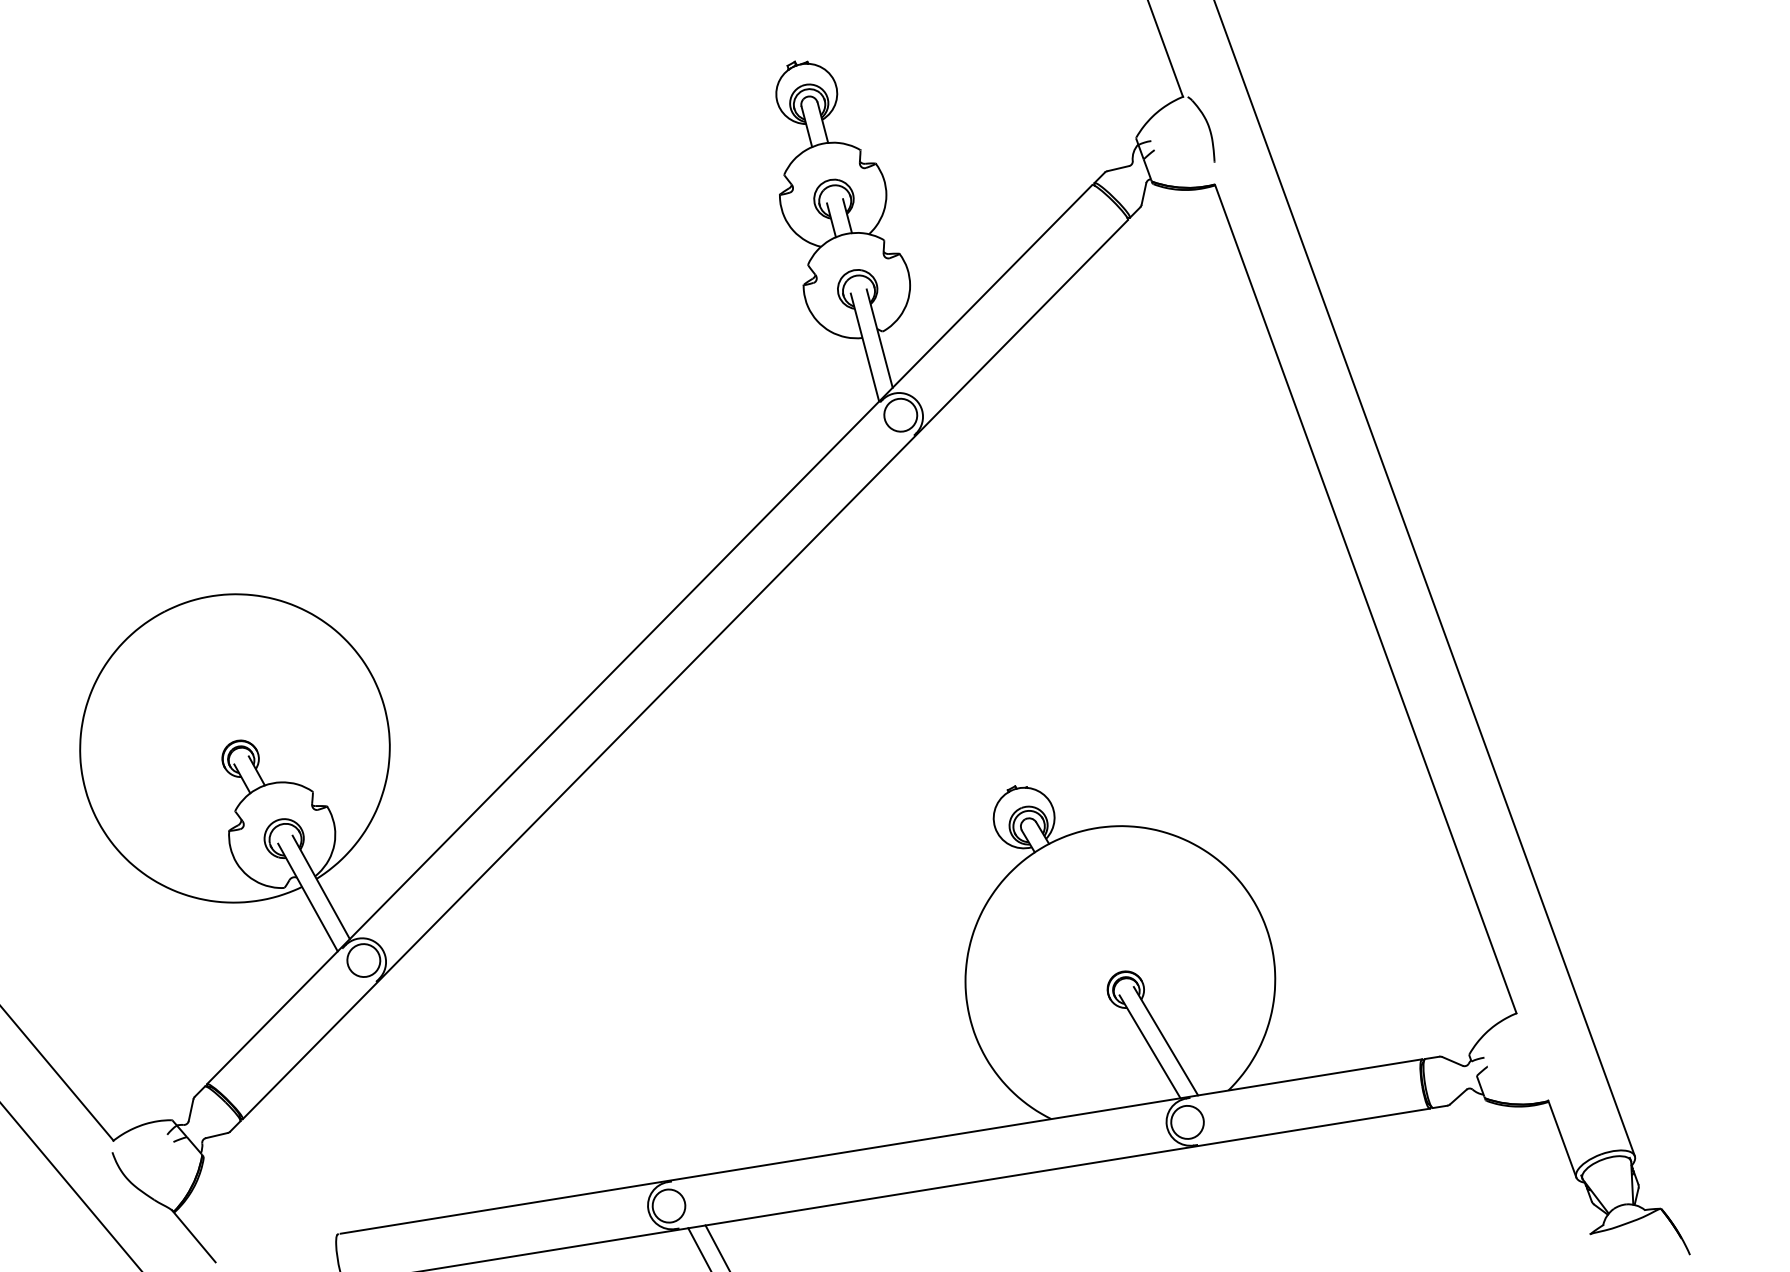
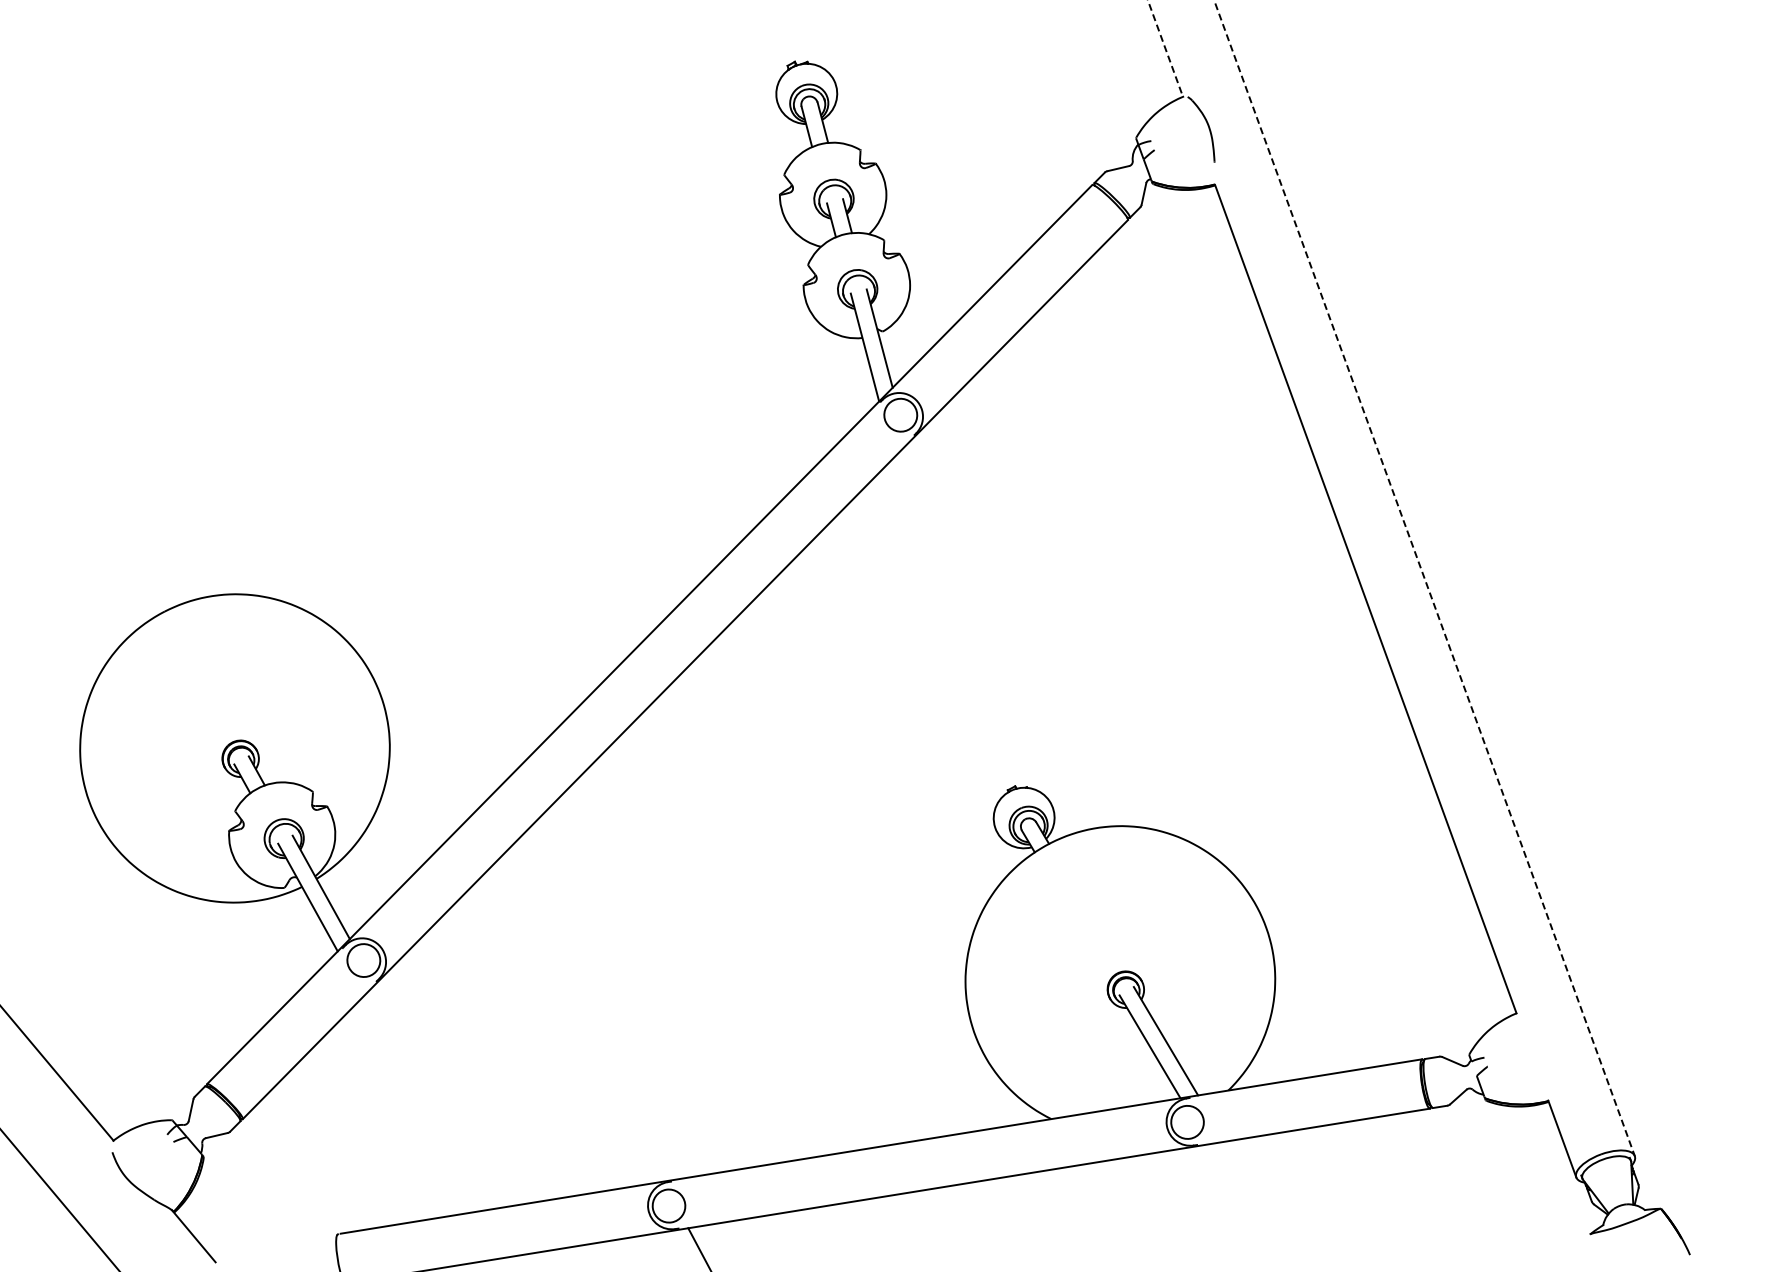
line: solid -> dashed (1165, 48)
line: solid -> dashed (1424, 578)
line position: (70, 1186) -> (59, 1199) (59, 1199)
line: present -> none (716, 1246)
